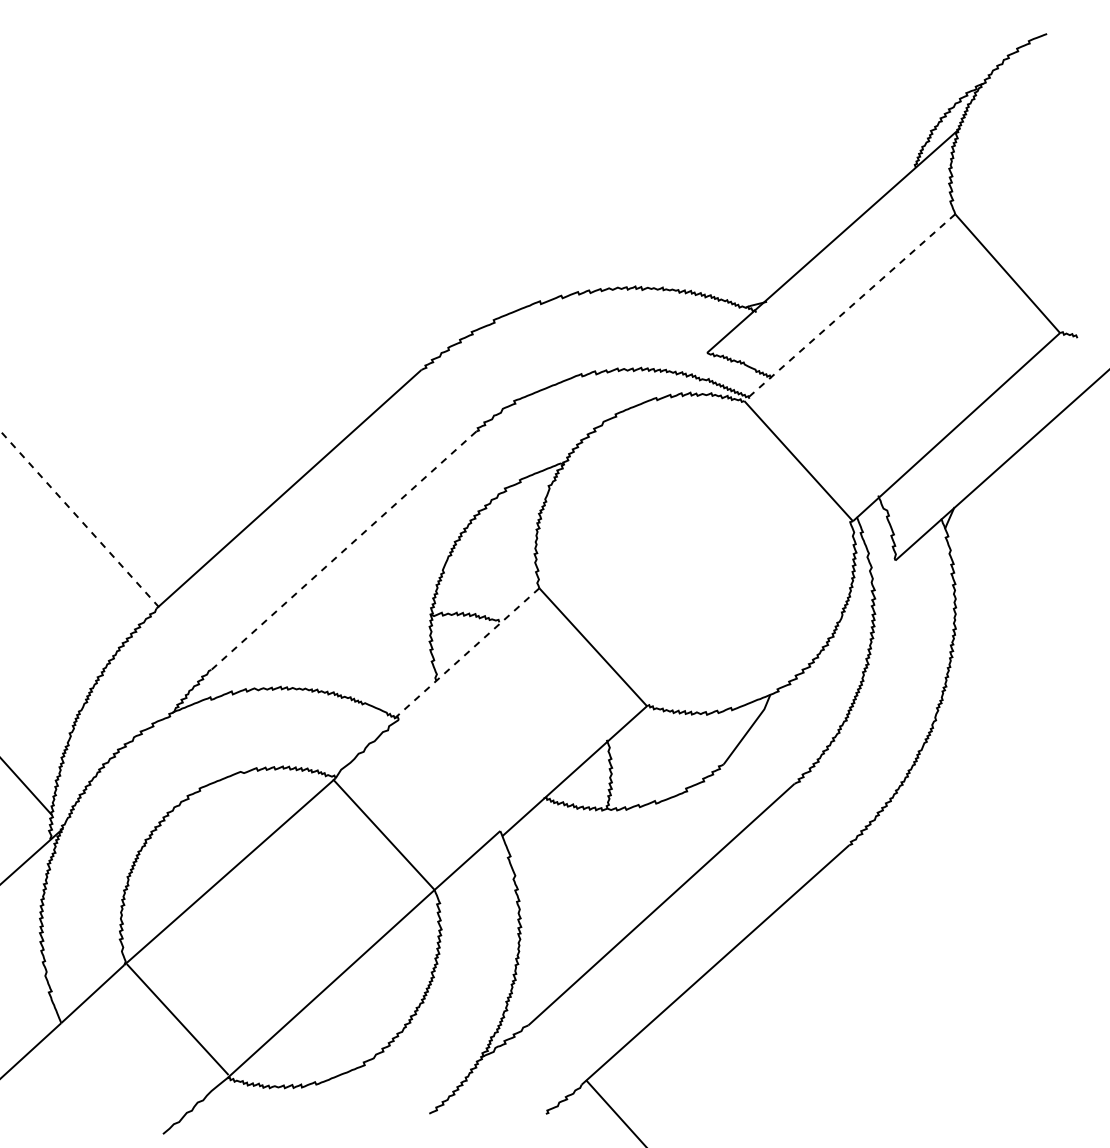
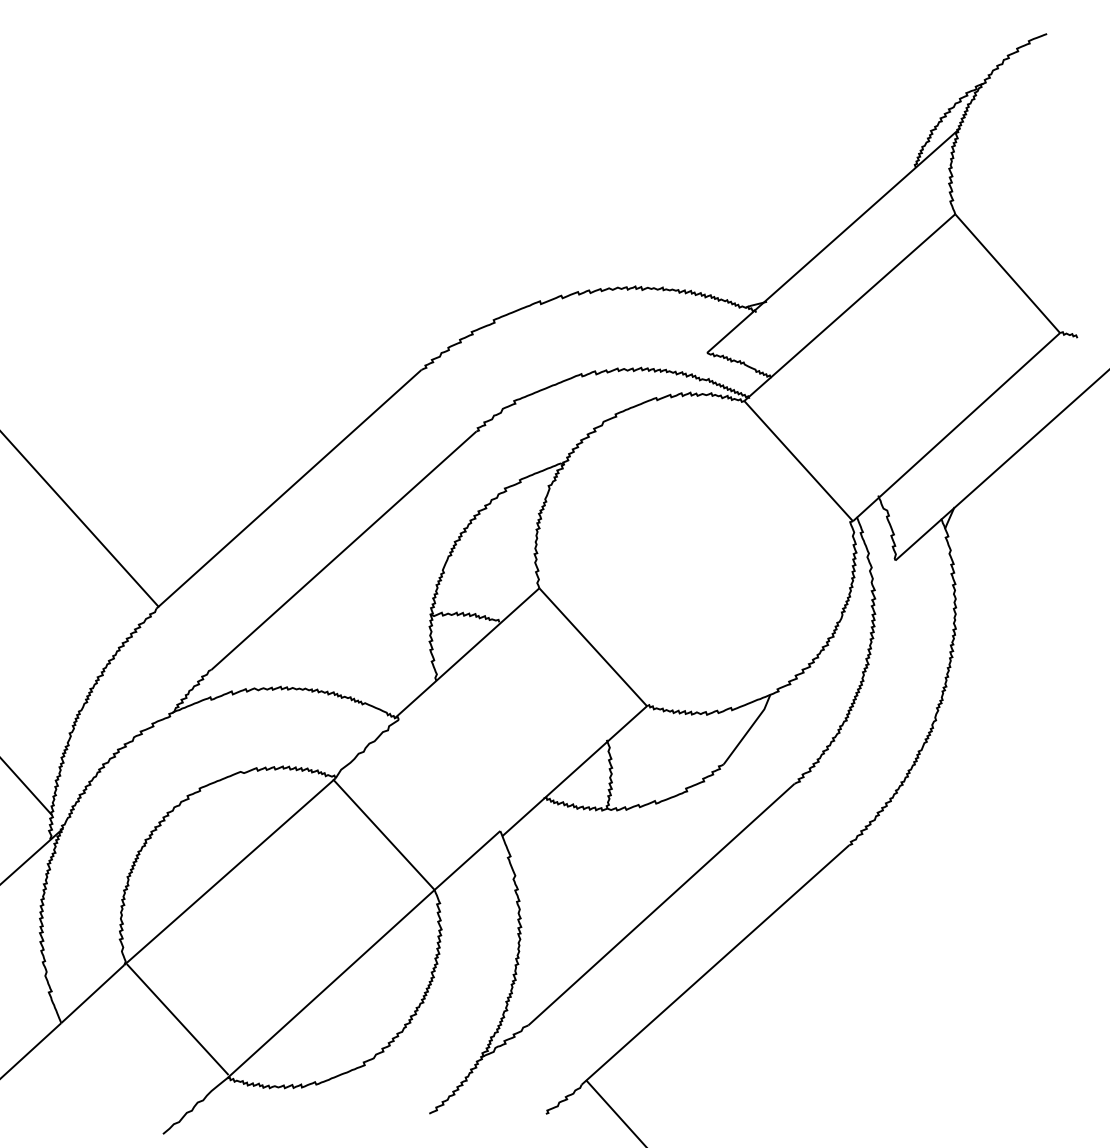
line: dashed -> solid (849, 307)
line: dashed -> solid (79, 518)
line: dashed -> solid (343, 551)
line: dashed -> solid (466, 653)
